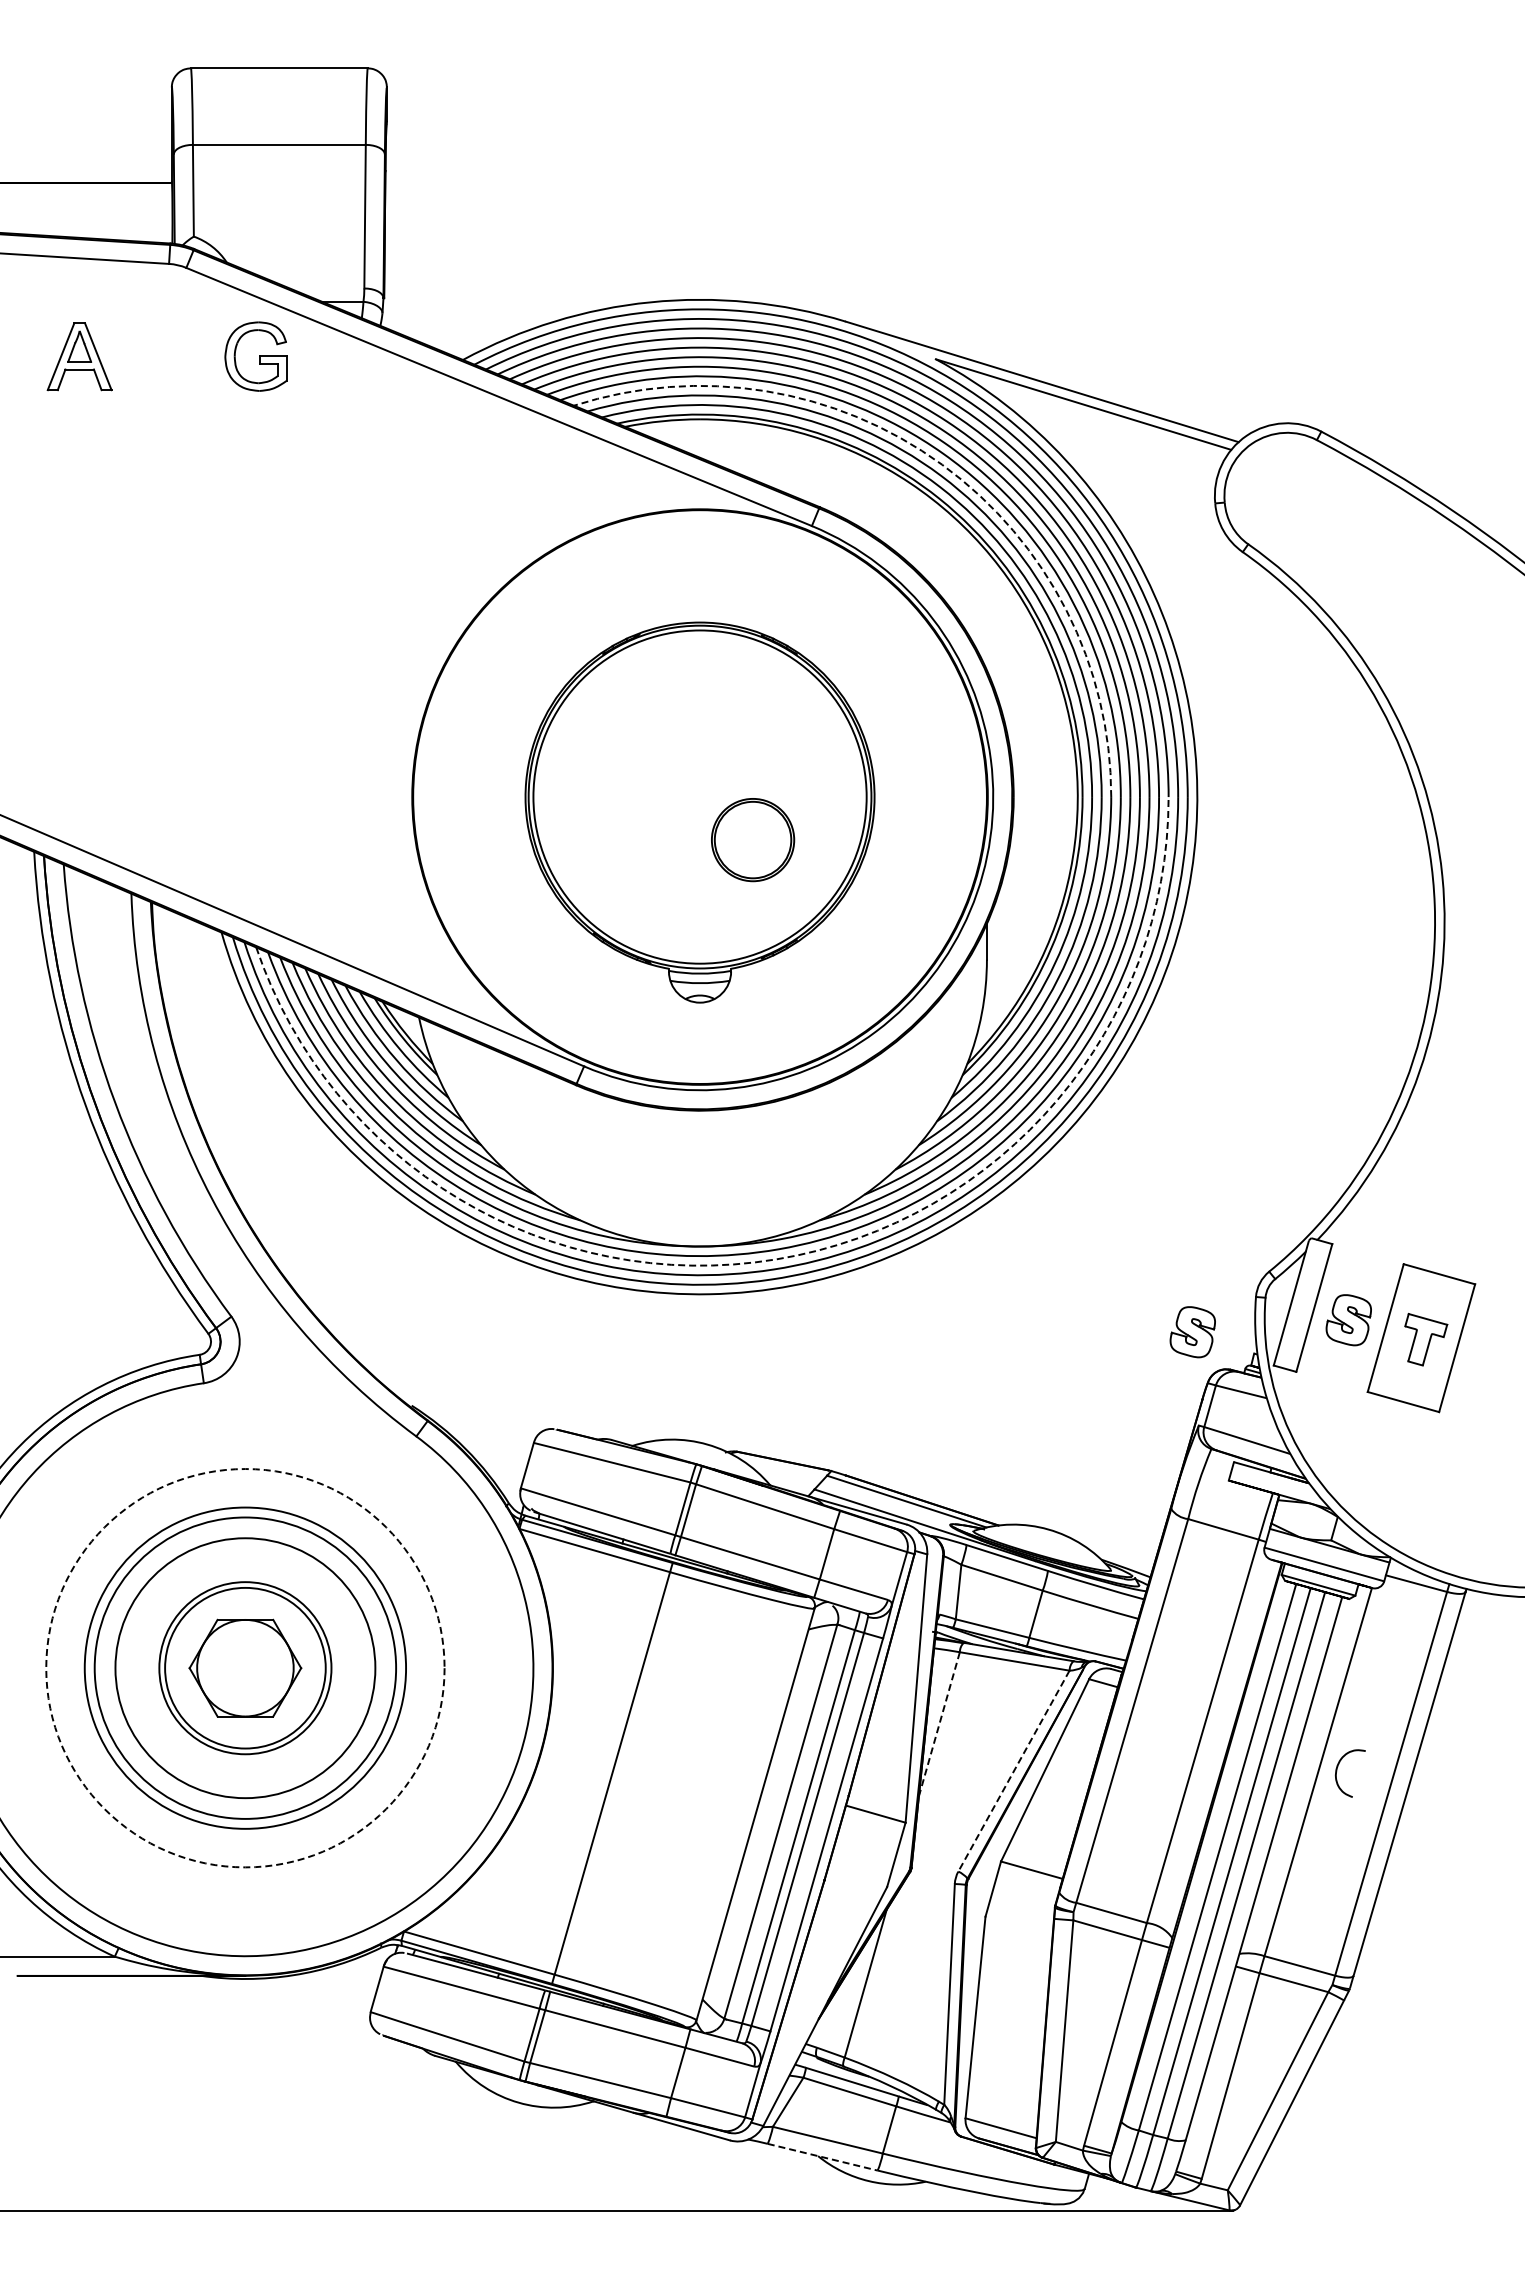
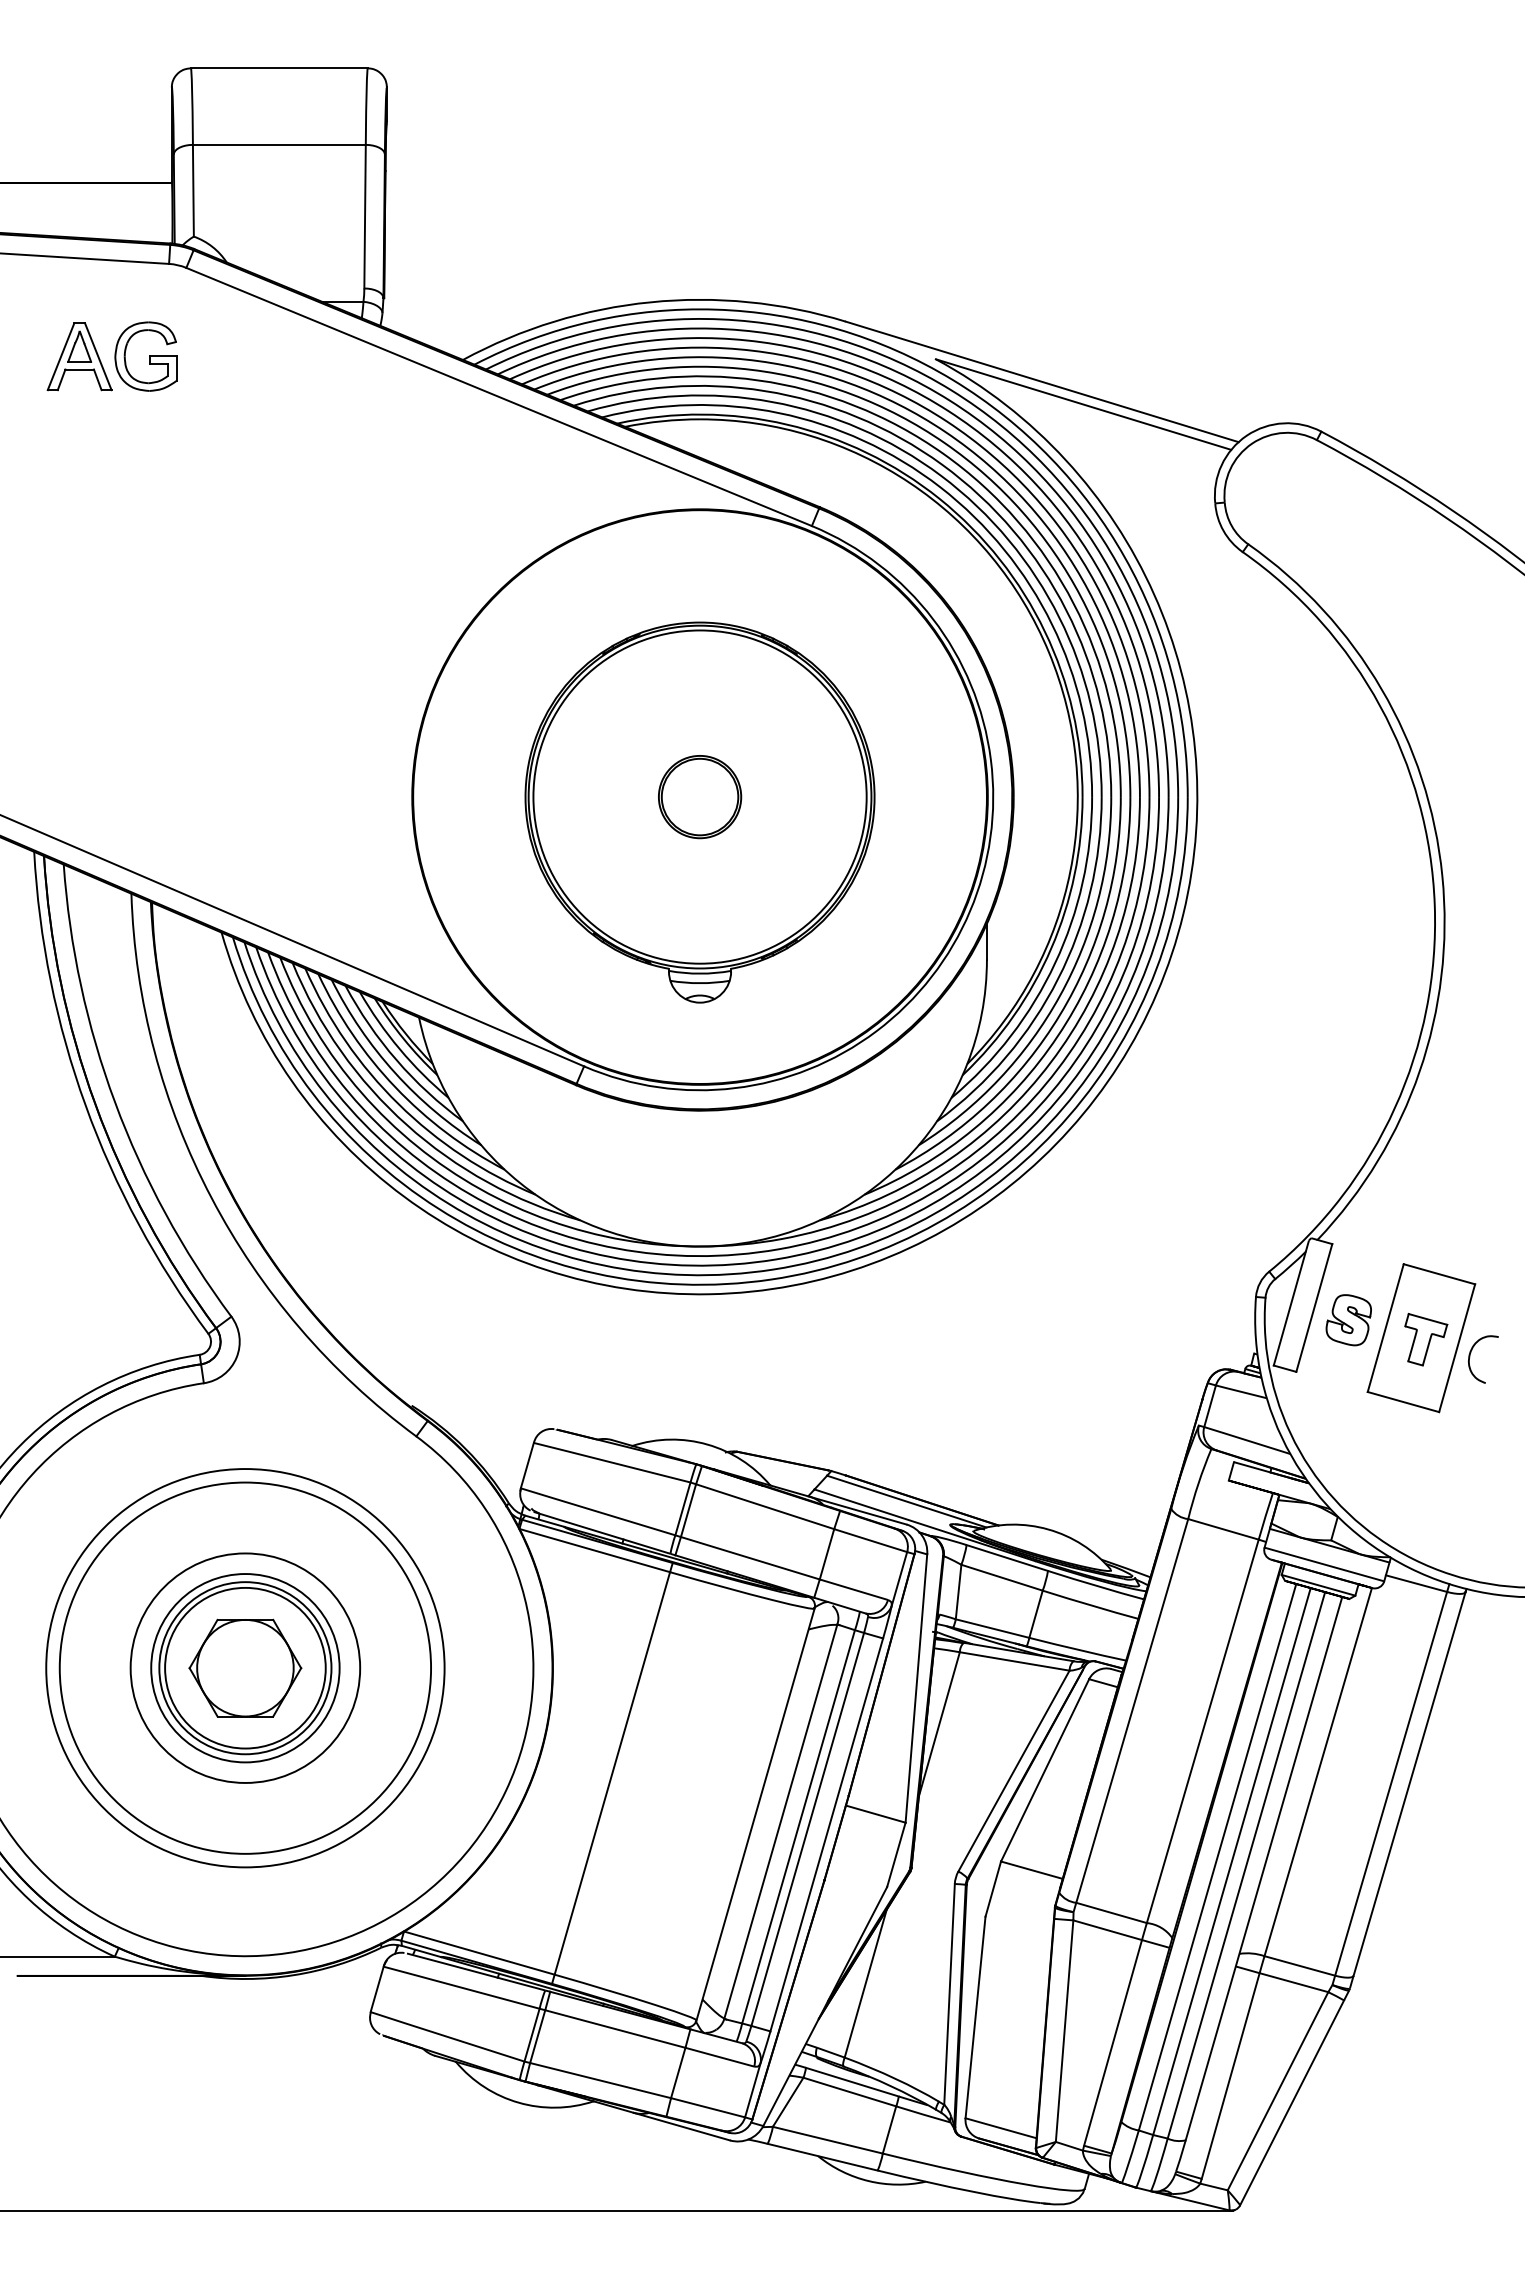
part position: (255, 356) -> (145, 356) (145, 356)
arc: dashed -> solid (942, 464)
part position: (753, 840) -> (700, 797) (700, 797)
arc: dashed -> solid (776, 1259)
part: present -> none (1192, 1332)
circle diameter: 301 px -> 188 px (245, 1668)
circle diameter: 321 px -> 230 px (245, 1667)
circle diameter: 260 px -> 371 px (245, 1667)
circle: dashed -> solid (245, 1668)
line: dashed -> solid (939, 1723)
line: dashed -> solid (1013, 1771)
curve position: (1337, 1771) -> (1470, 1357) (1470, 1357)
line: dashed -> solid (822, 2157)
